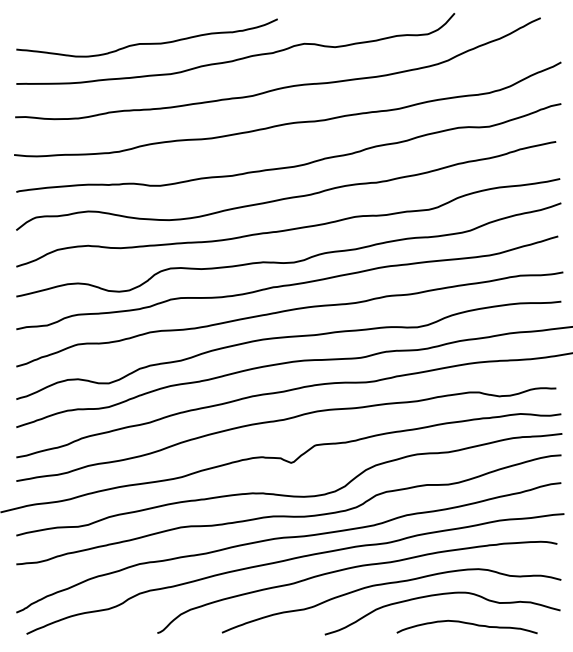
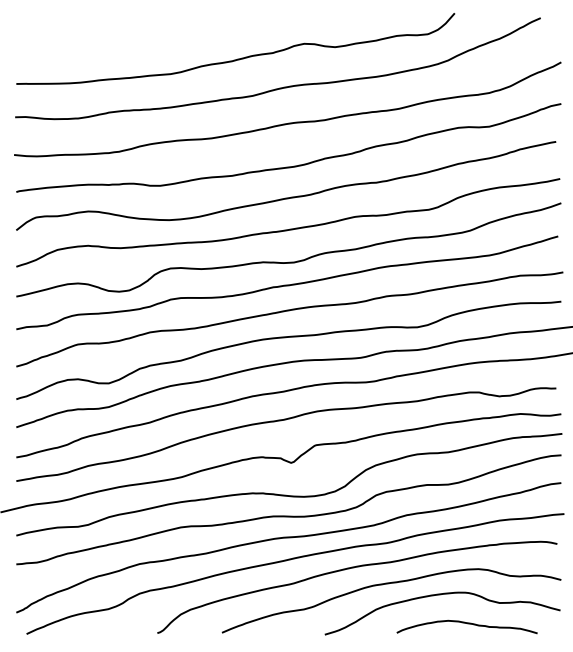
curve: present -> none (146, 43)
